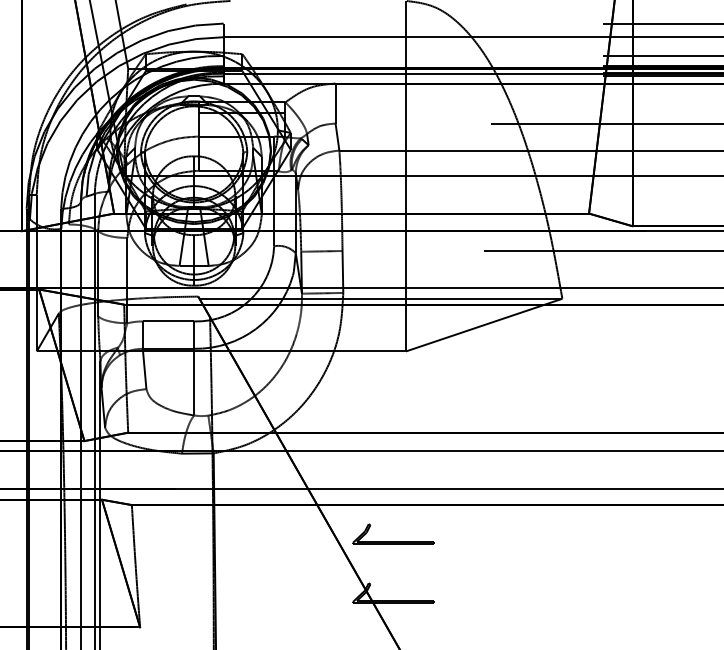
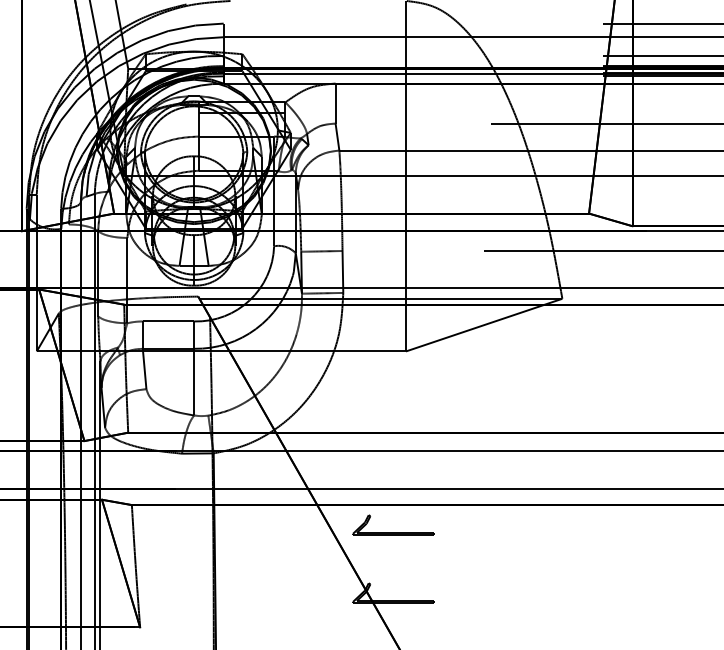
part position: (393, 541) -> (393, 532) (393, 532)
